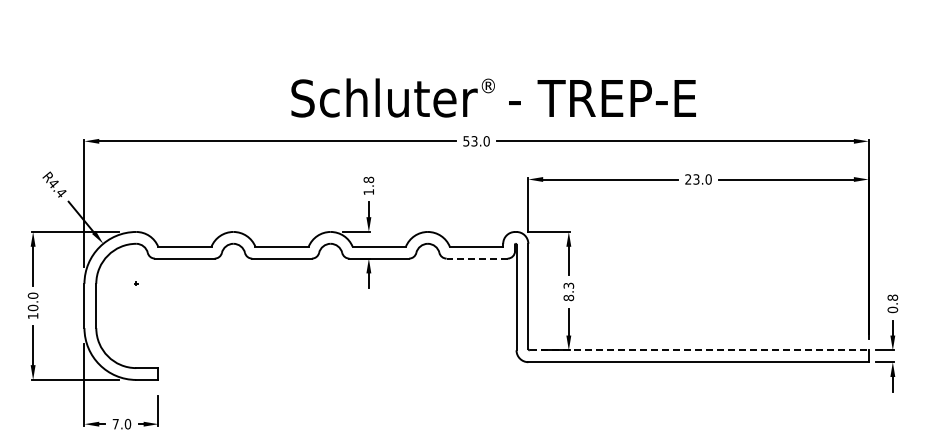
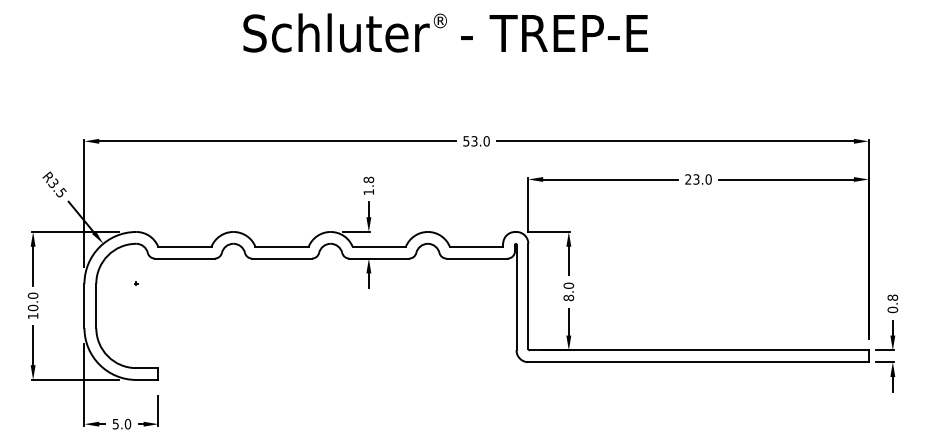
text position: (493, 97) -> (445, 32) (445, 32)
text: R4.4 -> R3.5 (57, 187)
line: dashed -> solid (477, 258)
text: 8.3 -> 8.0 (568, 285)
line: dashed -> solid (699, 350)
text: 7.0 -> 5.0 (115, 424)
